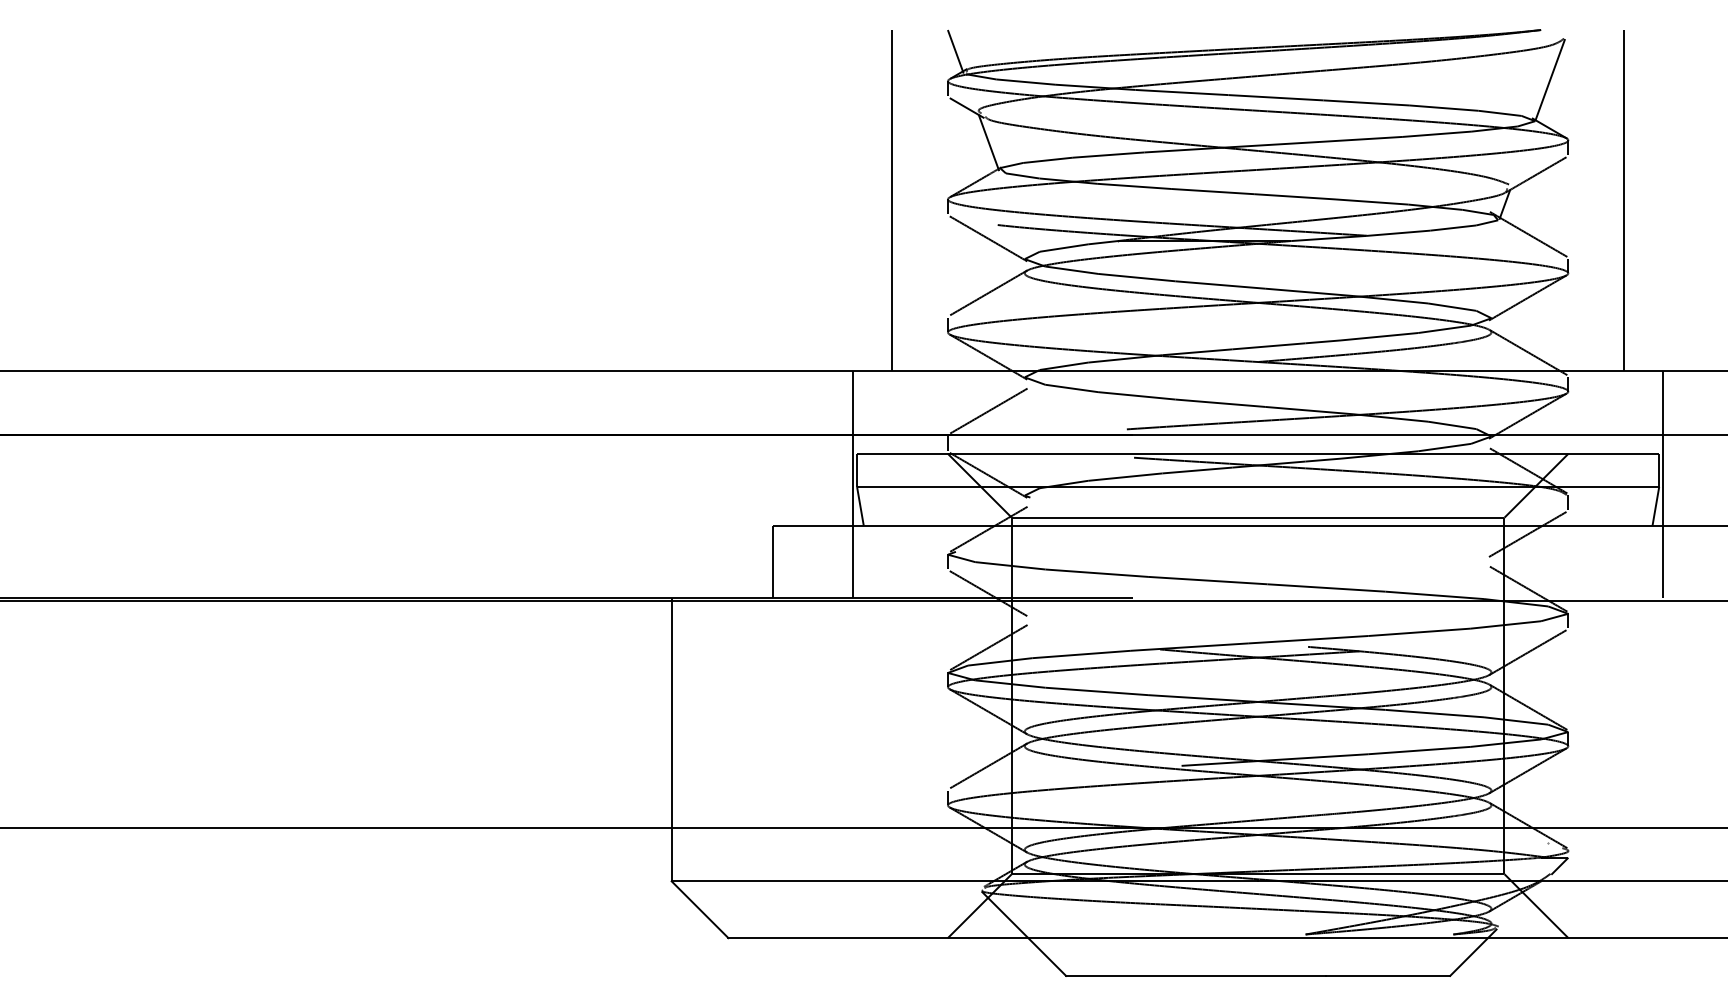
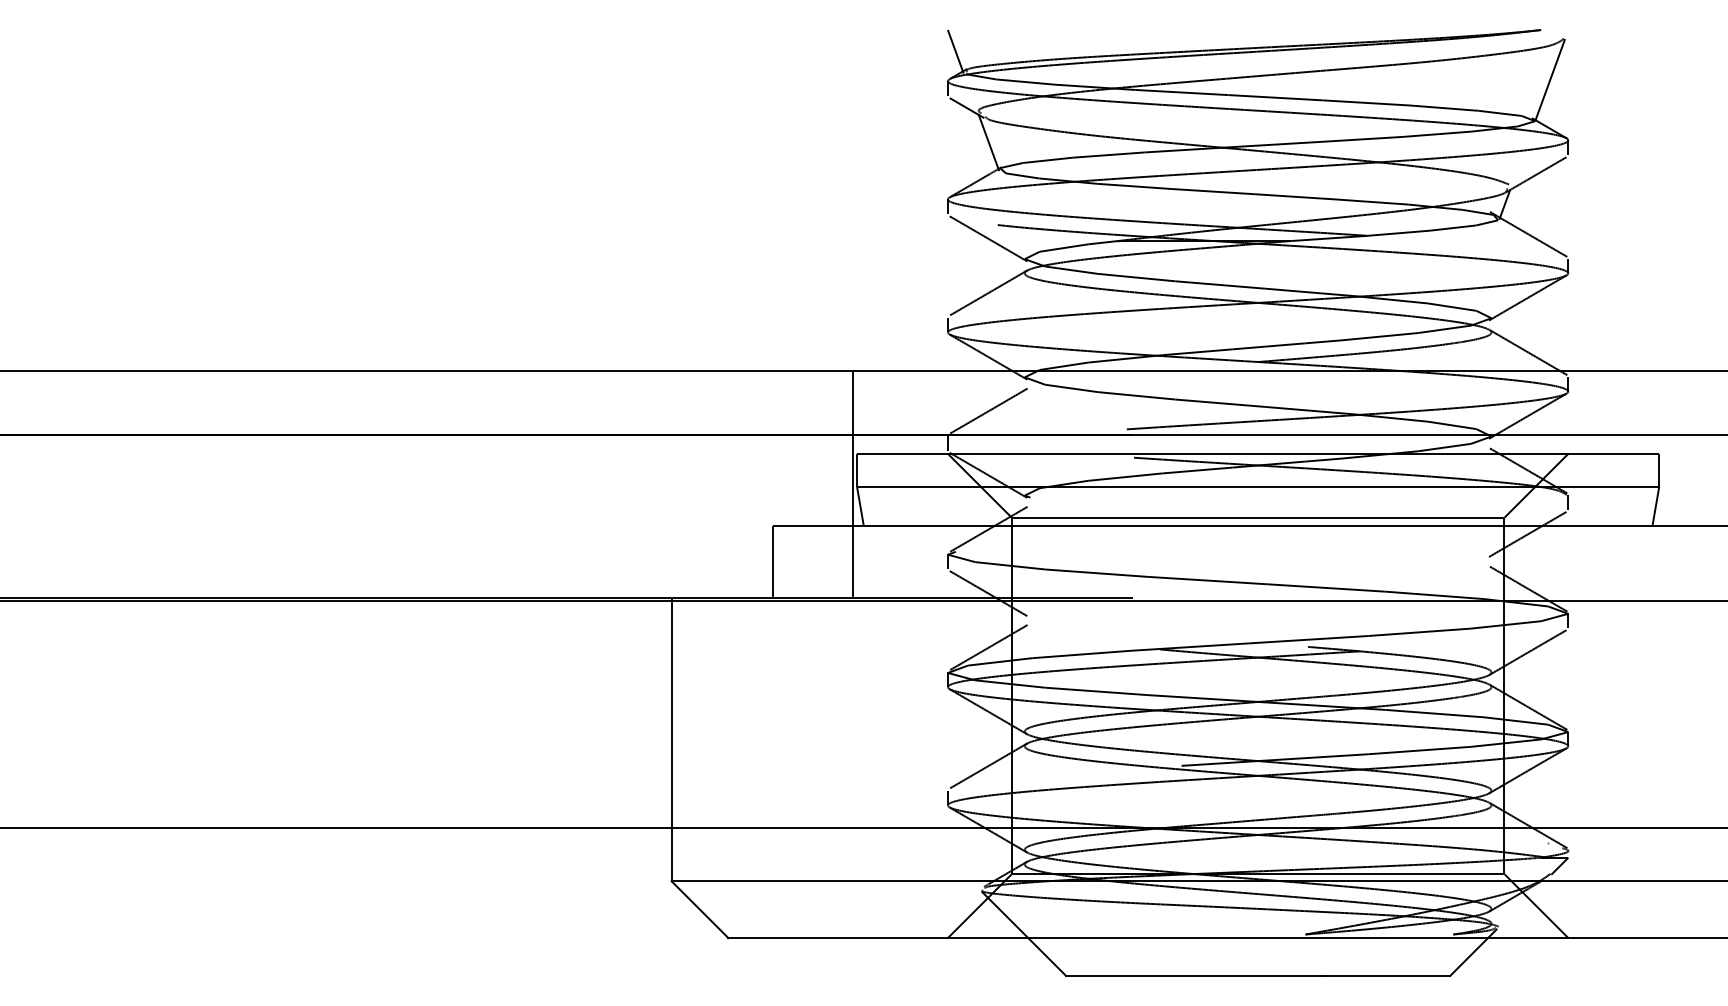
line: present -> none (892, 200)
line: present -> none (1624, 200)
line: present -> none (1663, 483)
